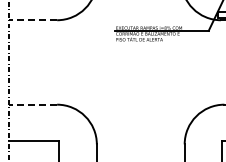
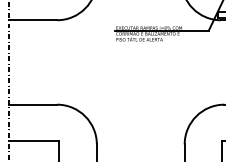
line: dashed -> solid (32, 20)
line: dashed -> solid (32, 104)
